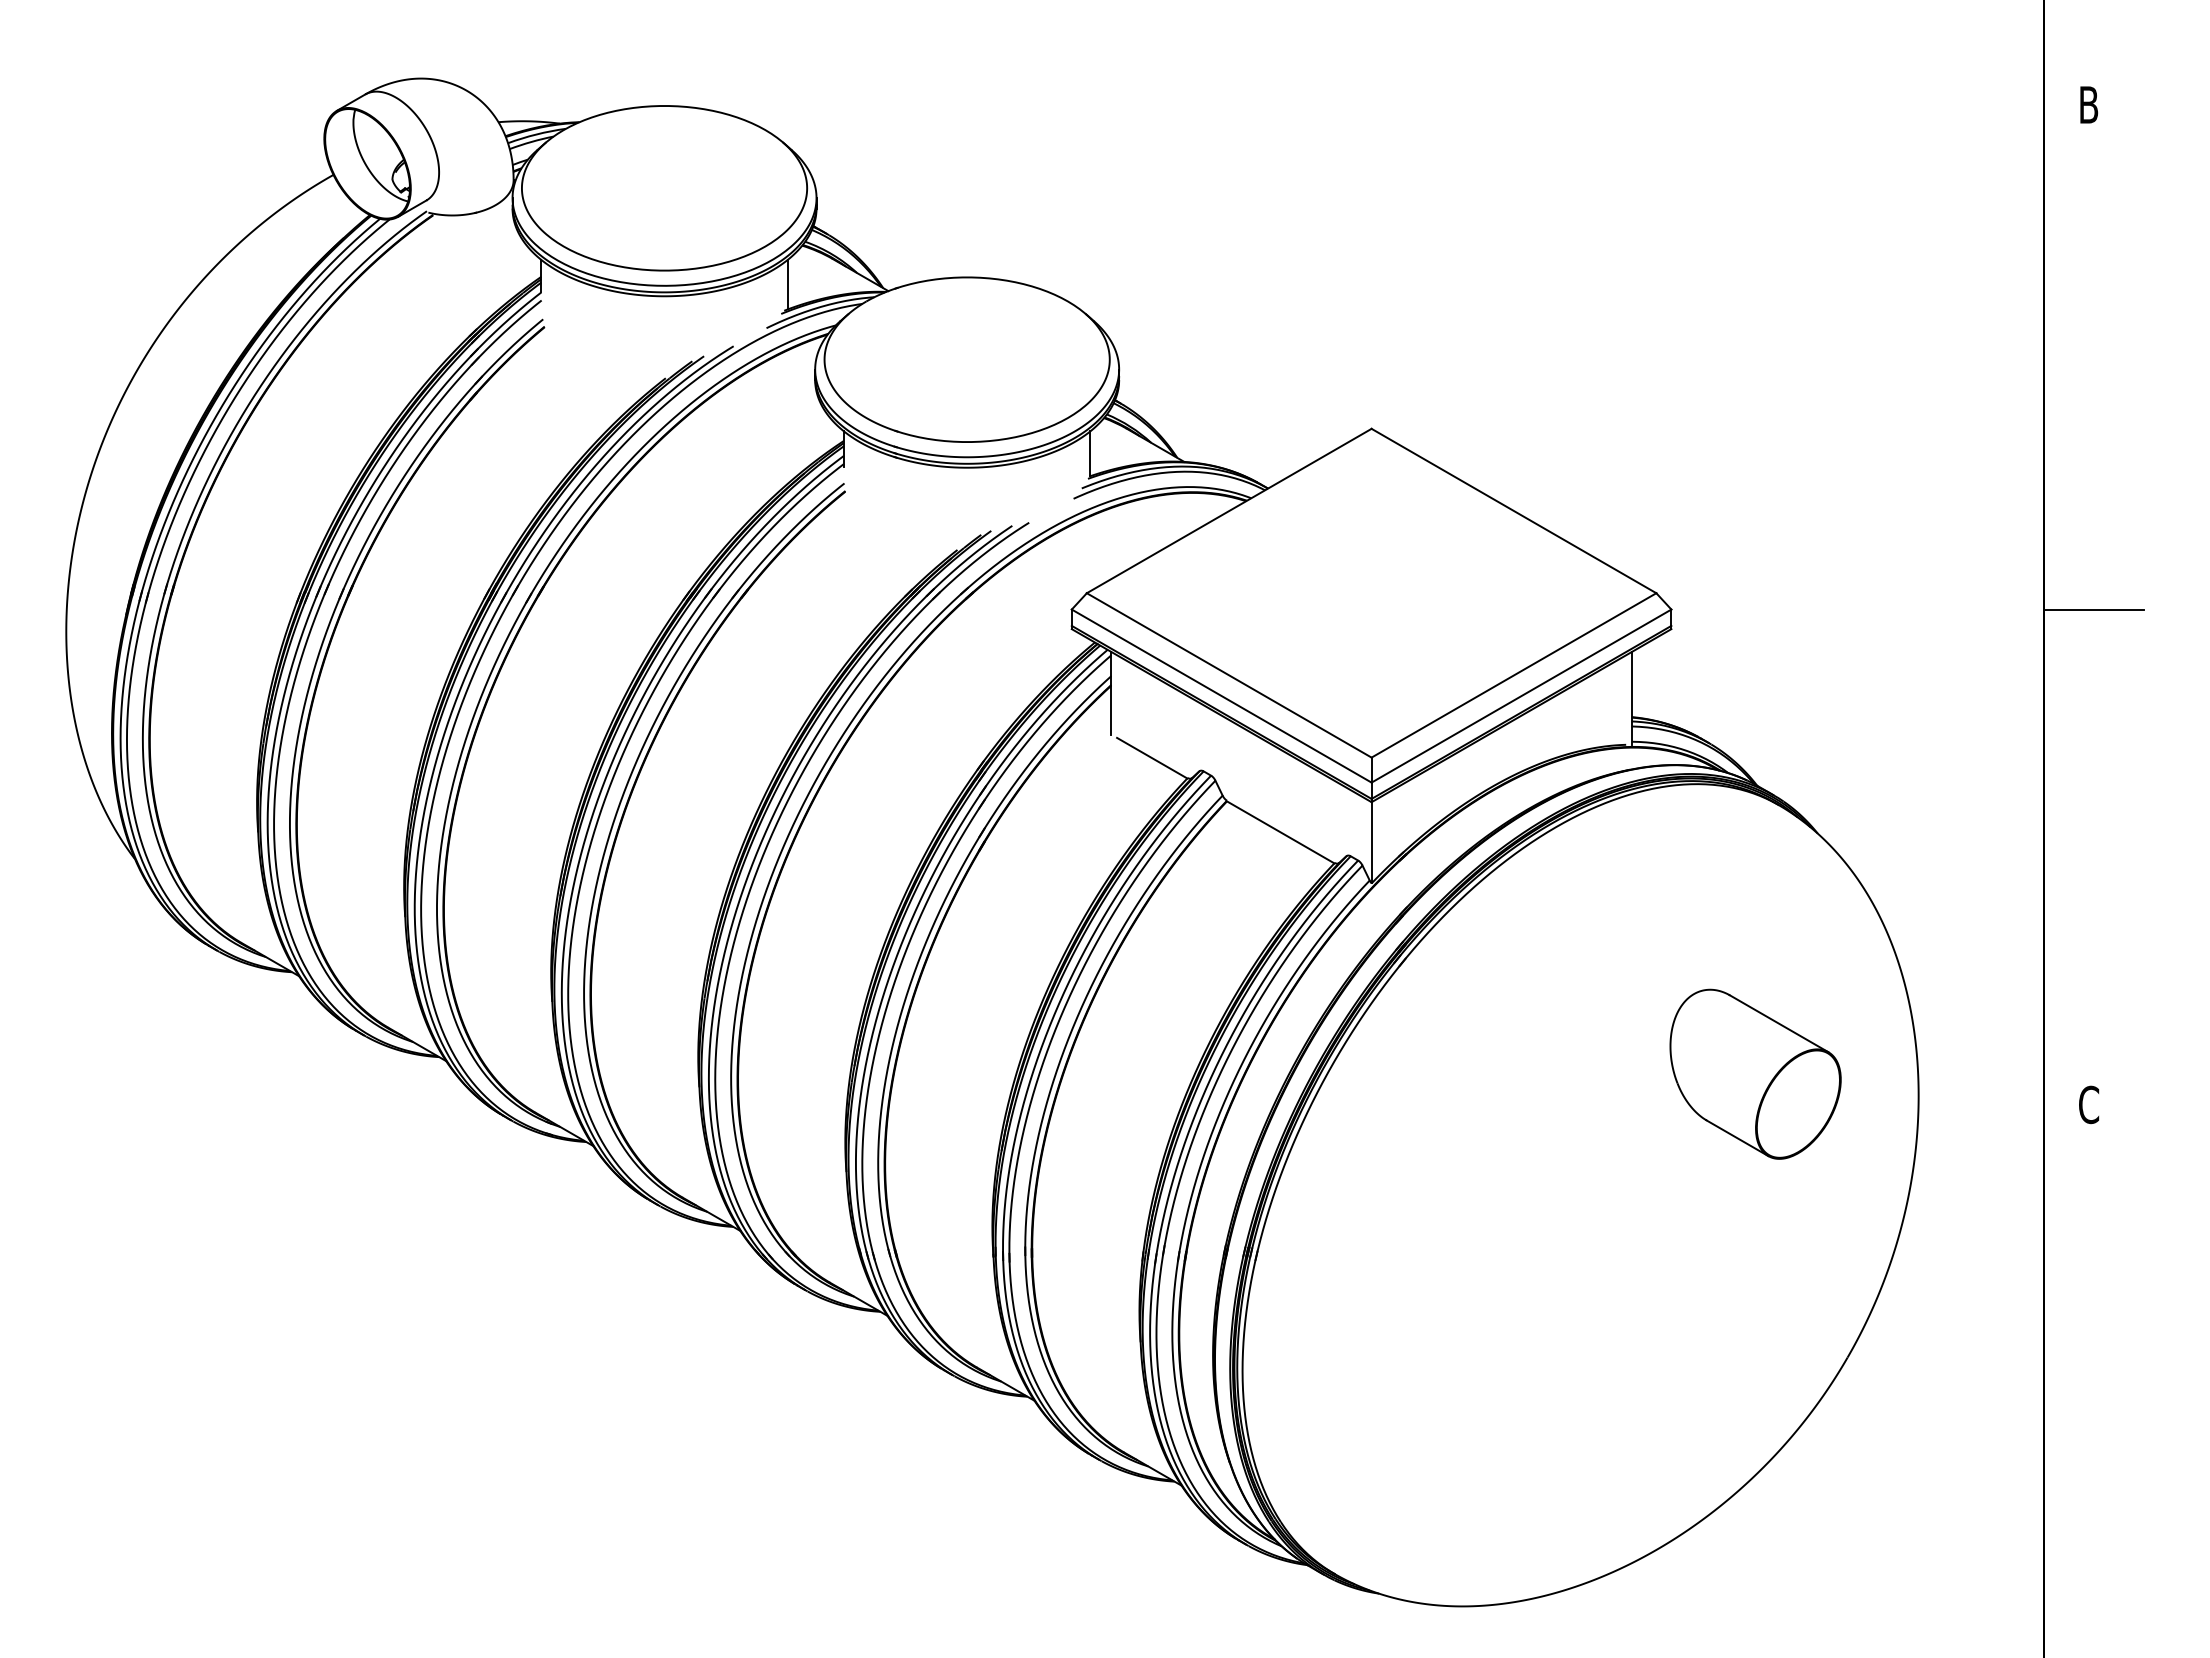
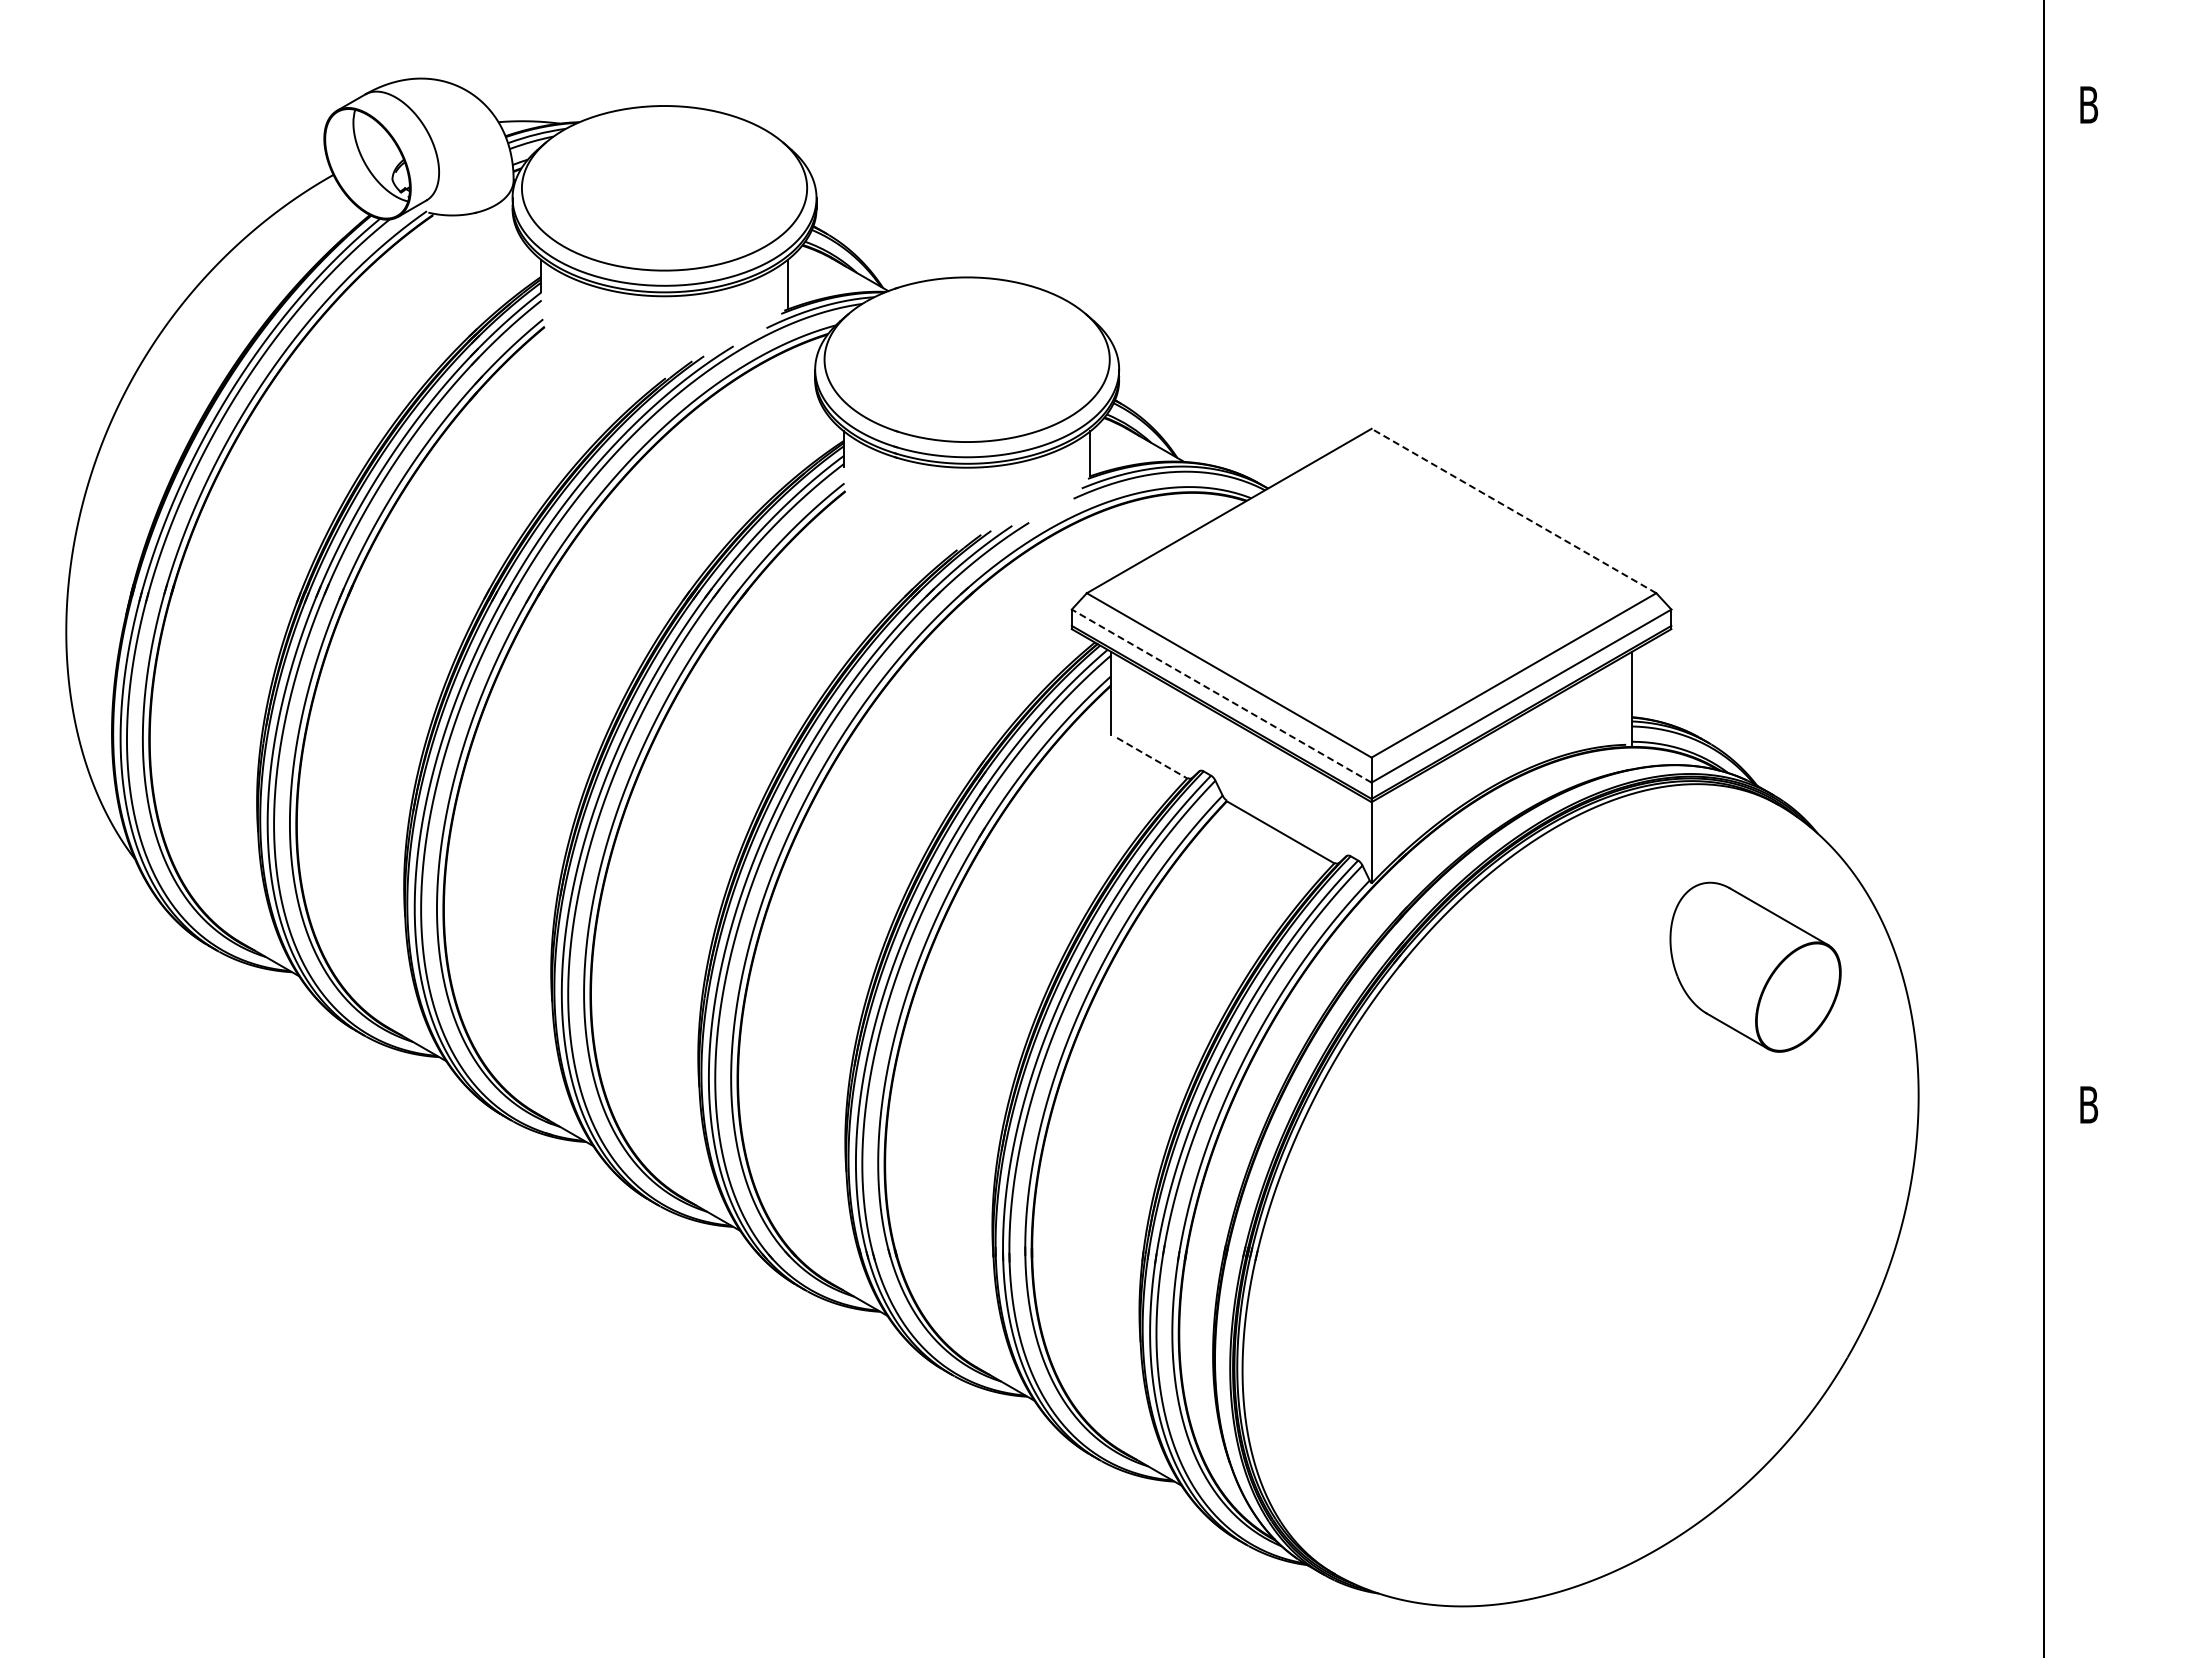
line: solid -> dashed (1513, 510)
line: present -> none (2093, 609)
line: solid -> dashed (1221, 695)
line: solid -> dashed (1152, 758)
part position: (1755, 1073) -> (1755, 966) (1755, 966)
text: C -> B (2089, 1104)
